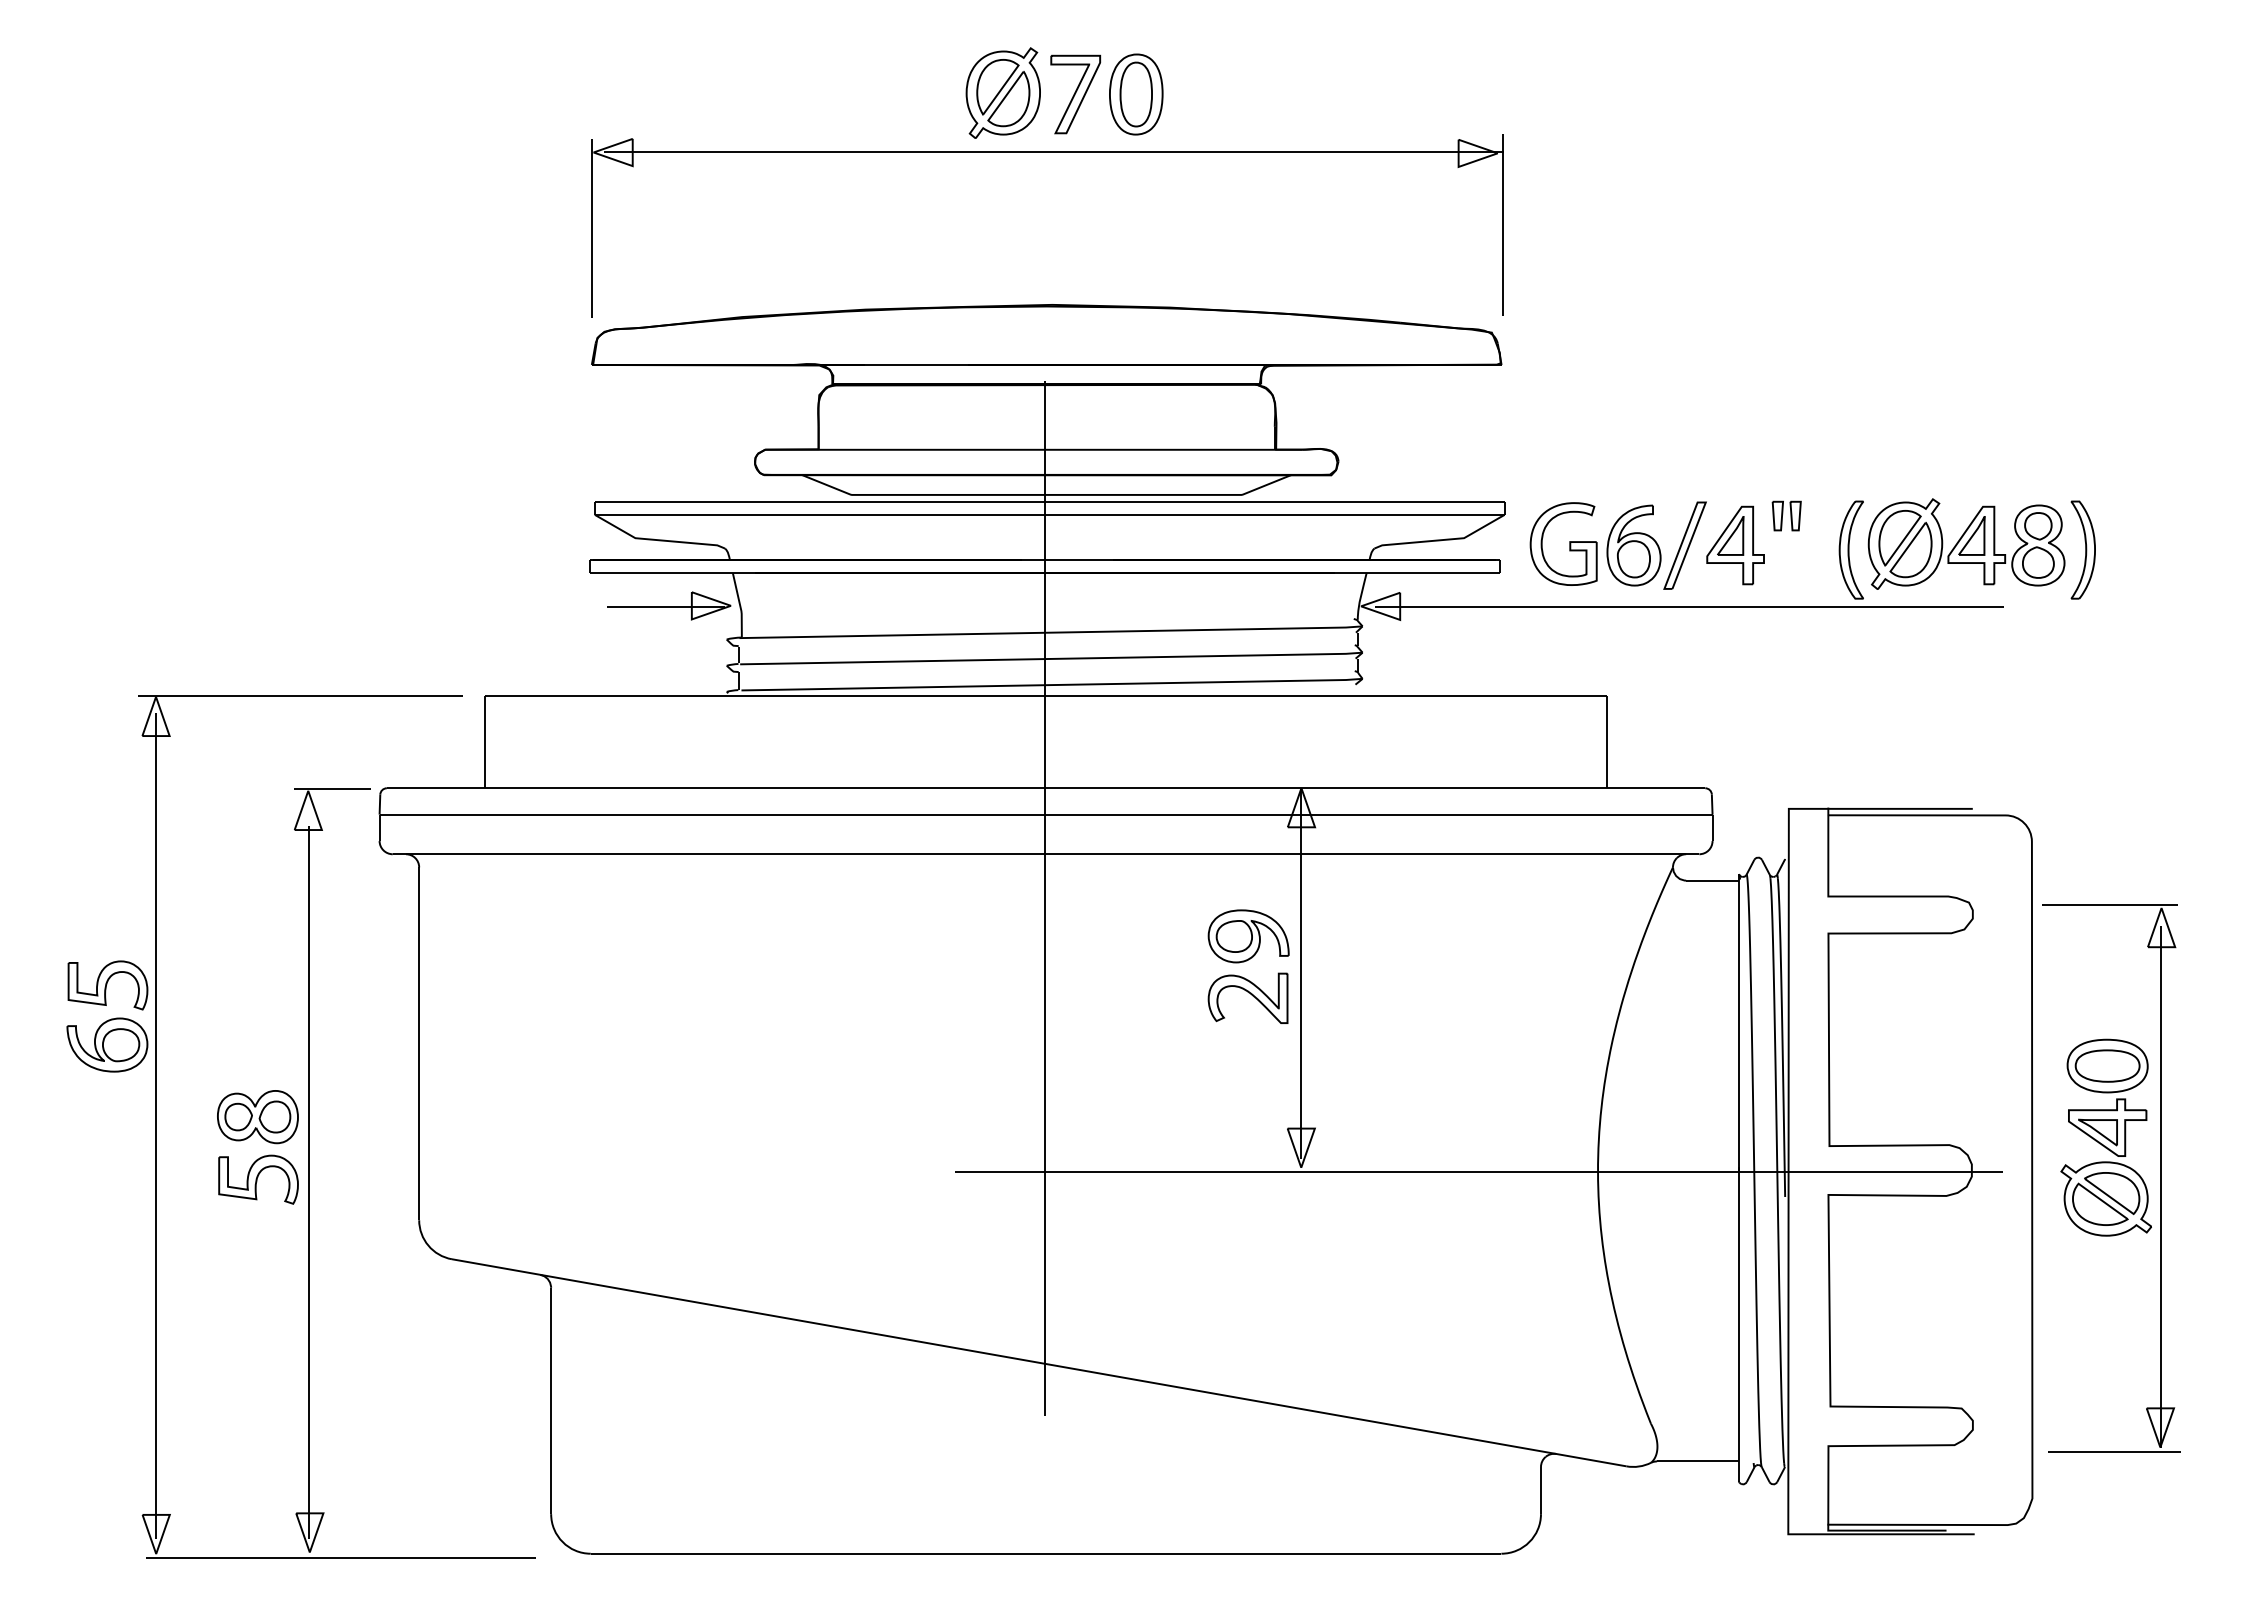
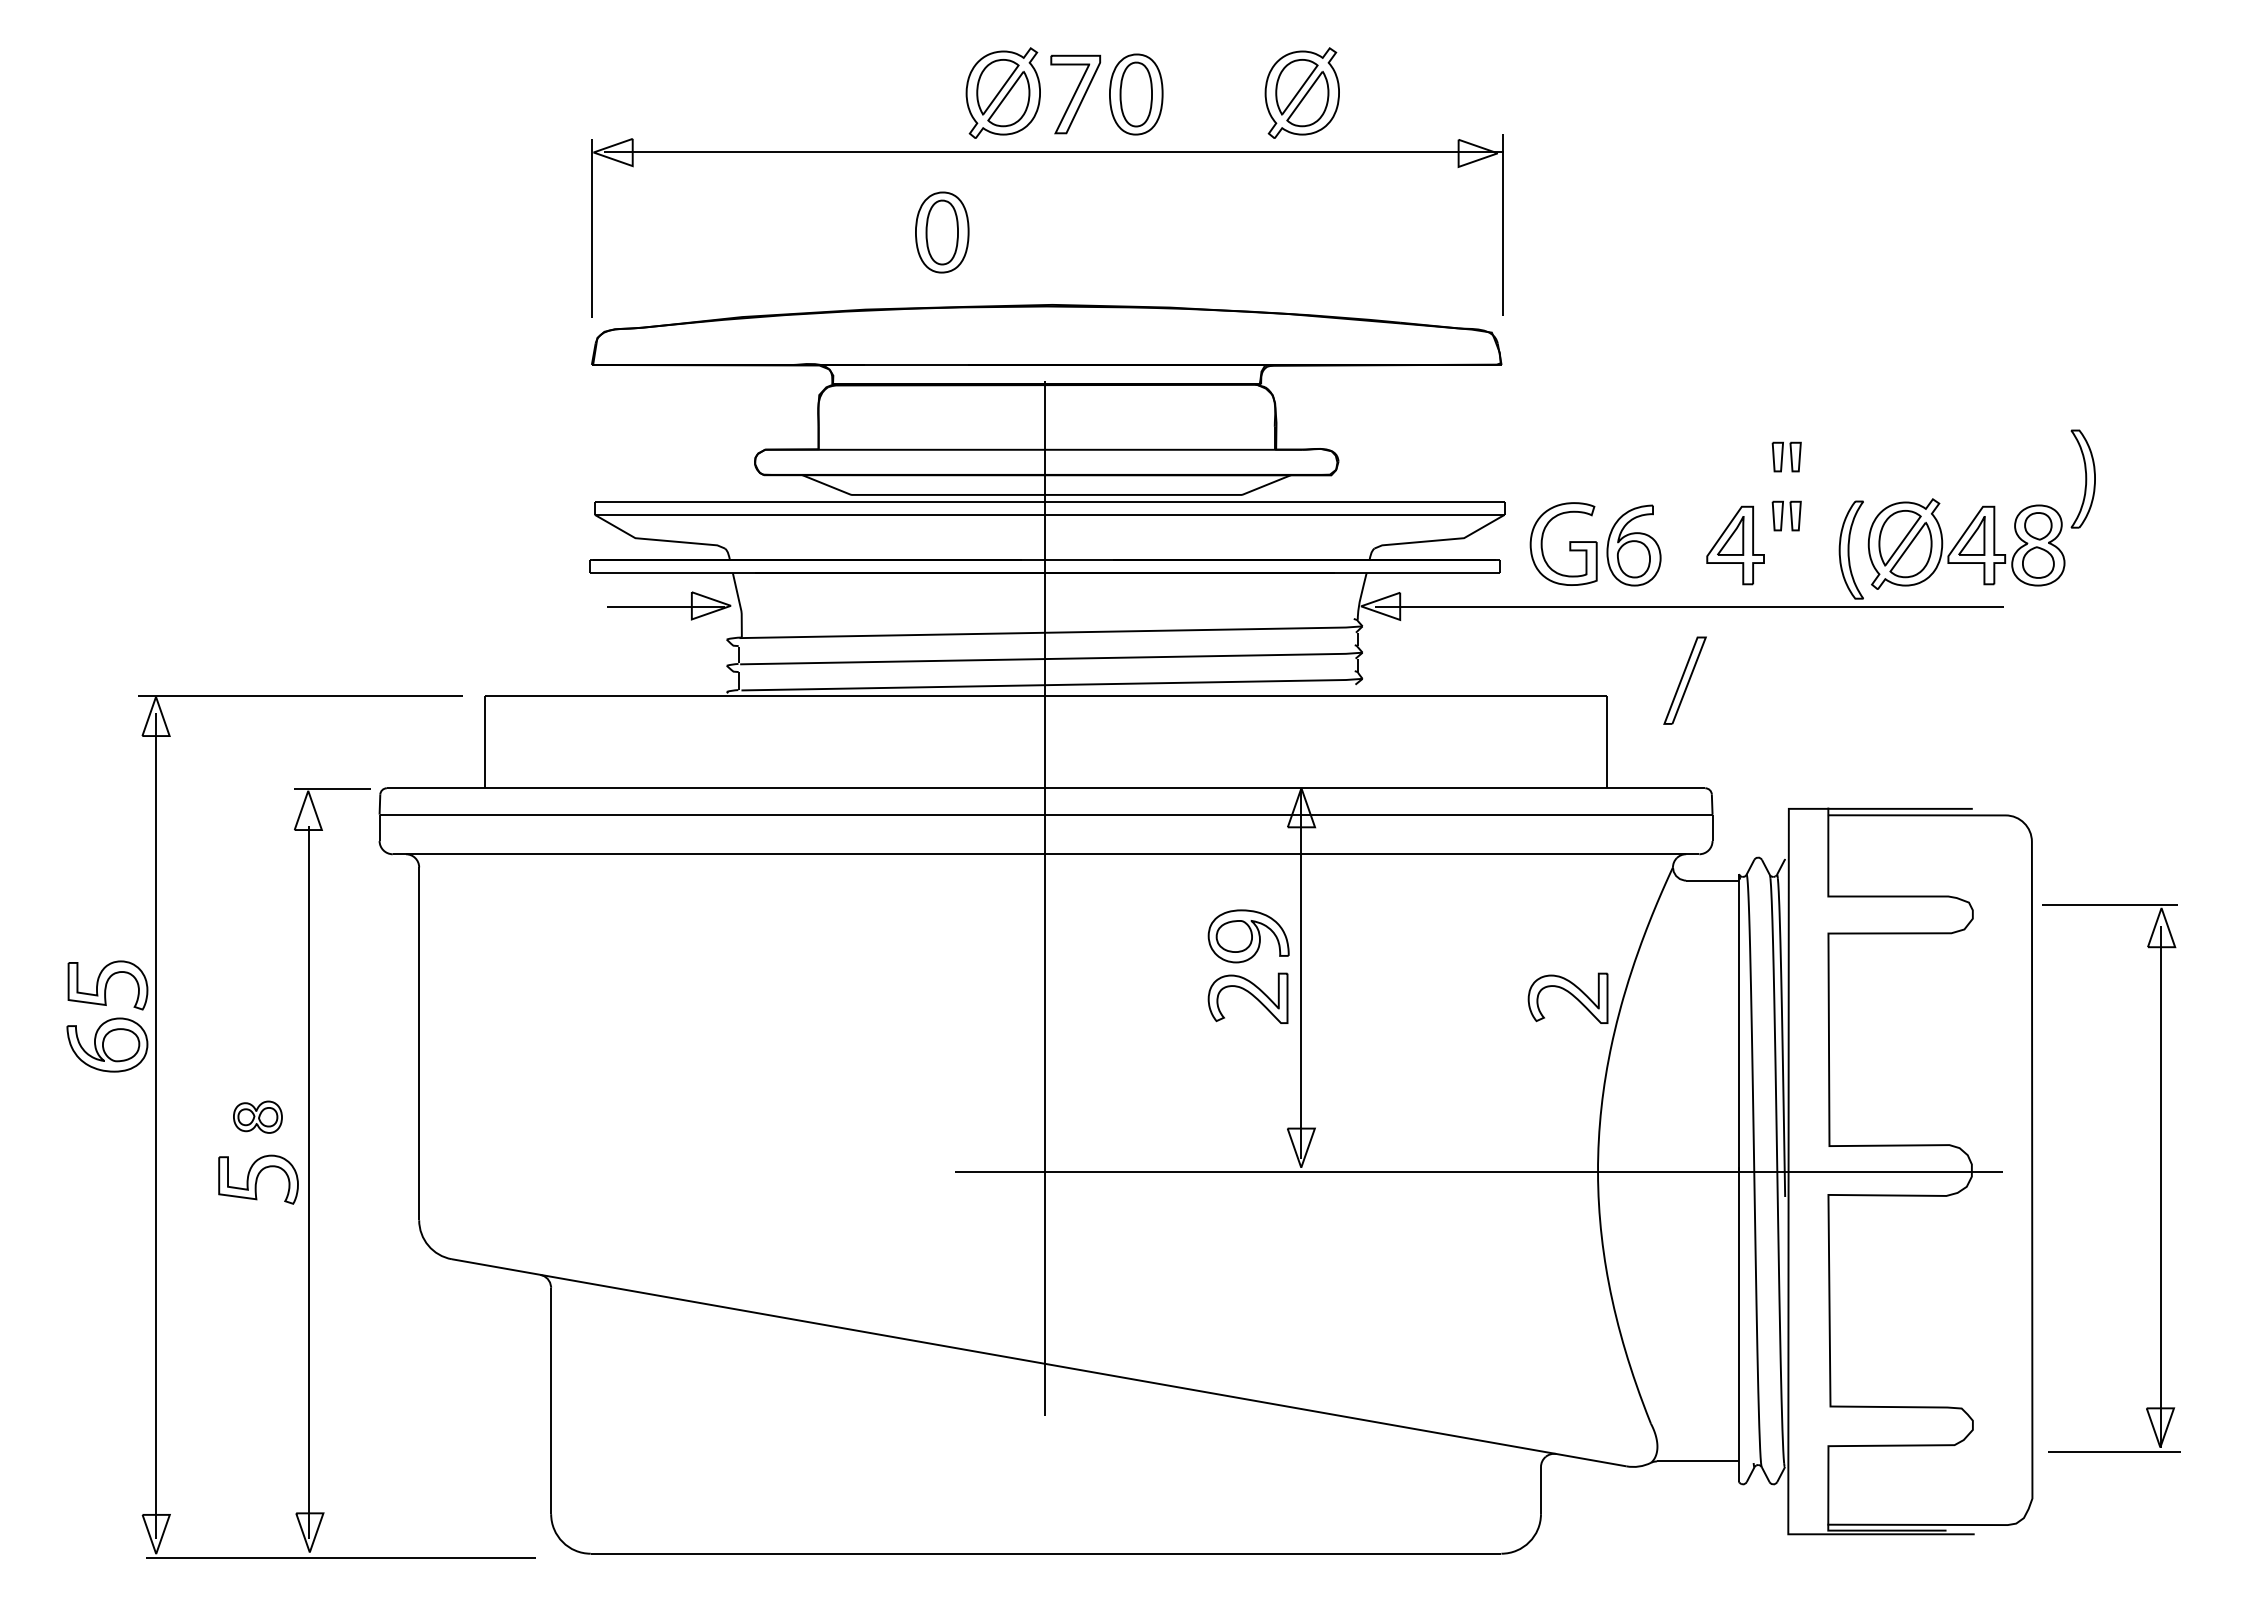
part: none -> present (1301, 92)
part: none -> present (942, 232)
part: none -> present (1786, 456)
part position: (1684, 545) -> (1684, 680) (1684, 680)
part position: (2082, 549) -> (2082, 478) (2082, 478)
part: none -> present (1567, 997)
part size: 82x55 px -> 50x34 px (257, 1116)
part: present -> none (2105, 1137)
